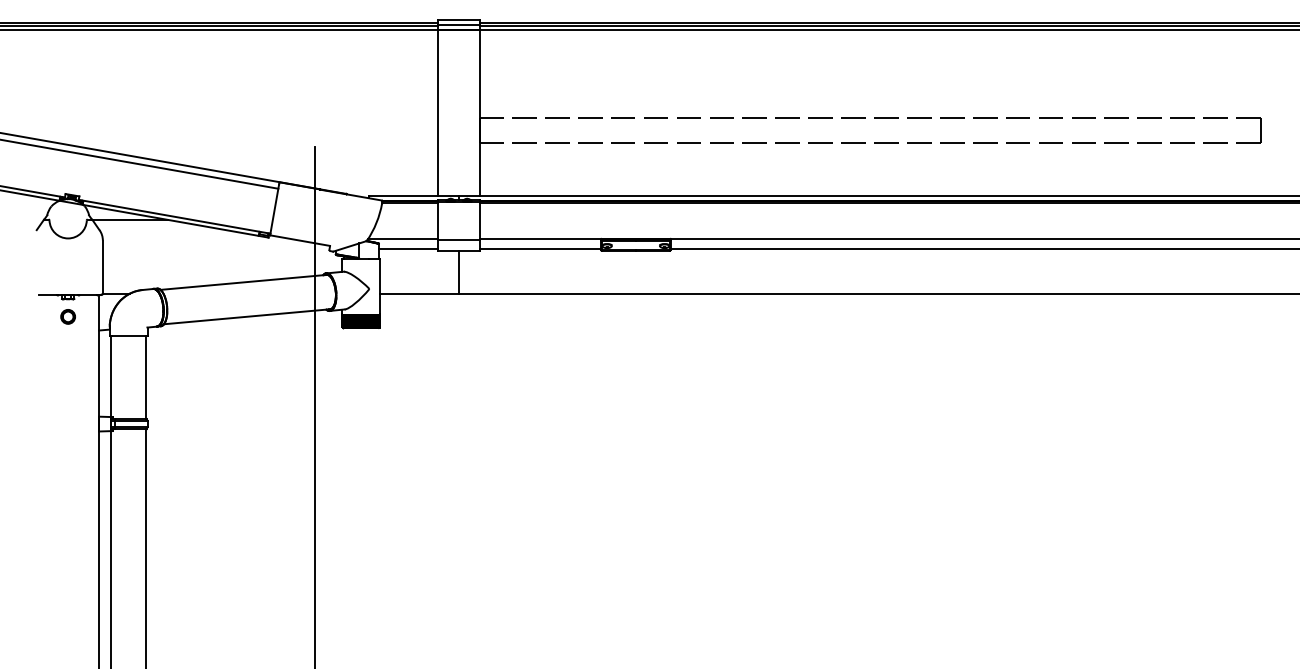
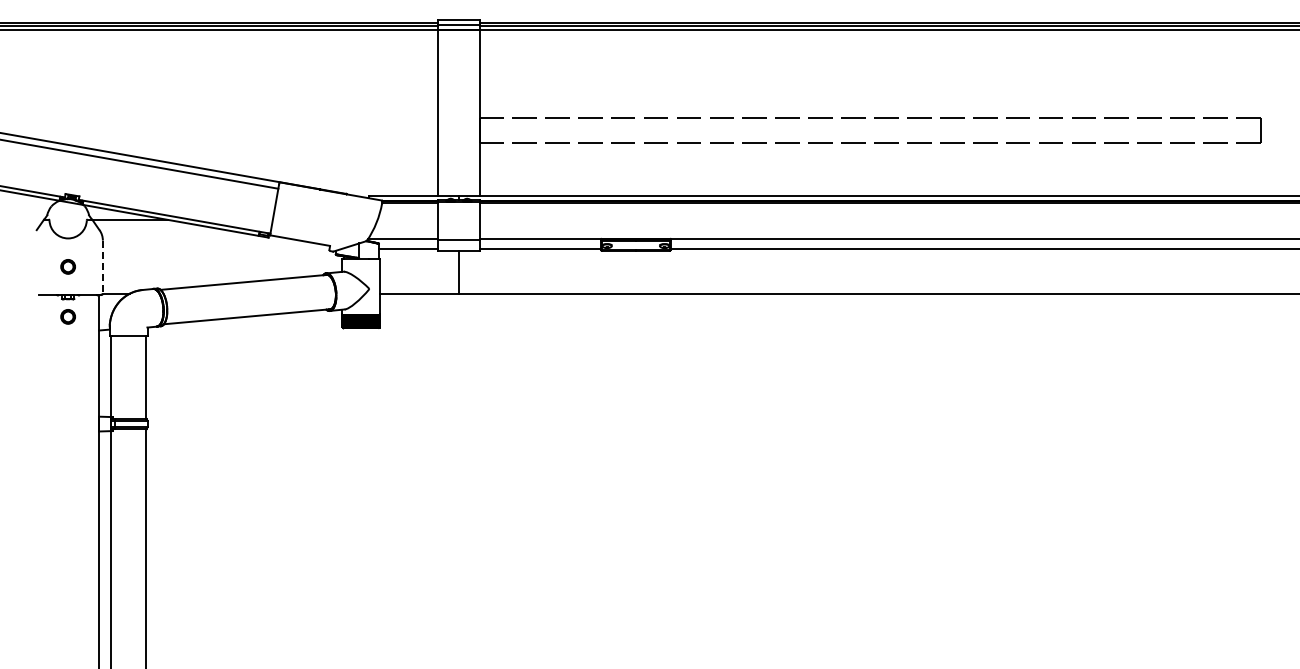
circle: none -> present (67, 266)
line: solid -> dashed (102, 267)
line: present -> none (315, 406)
